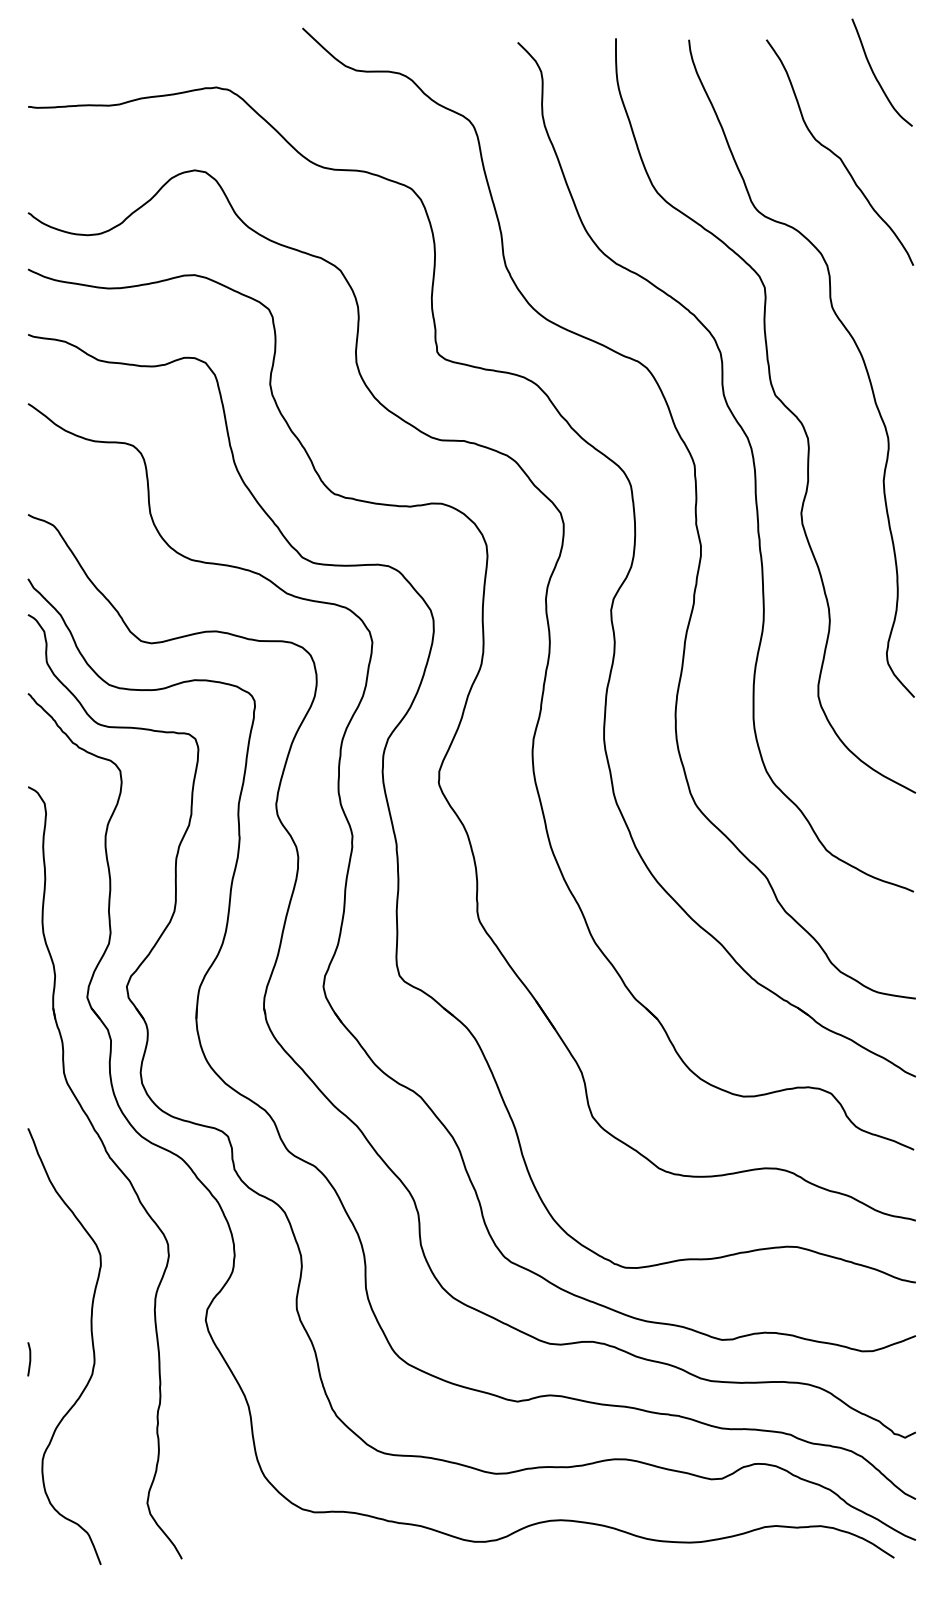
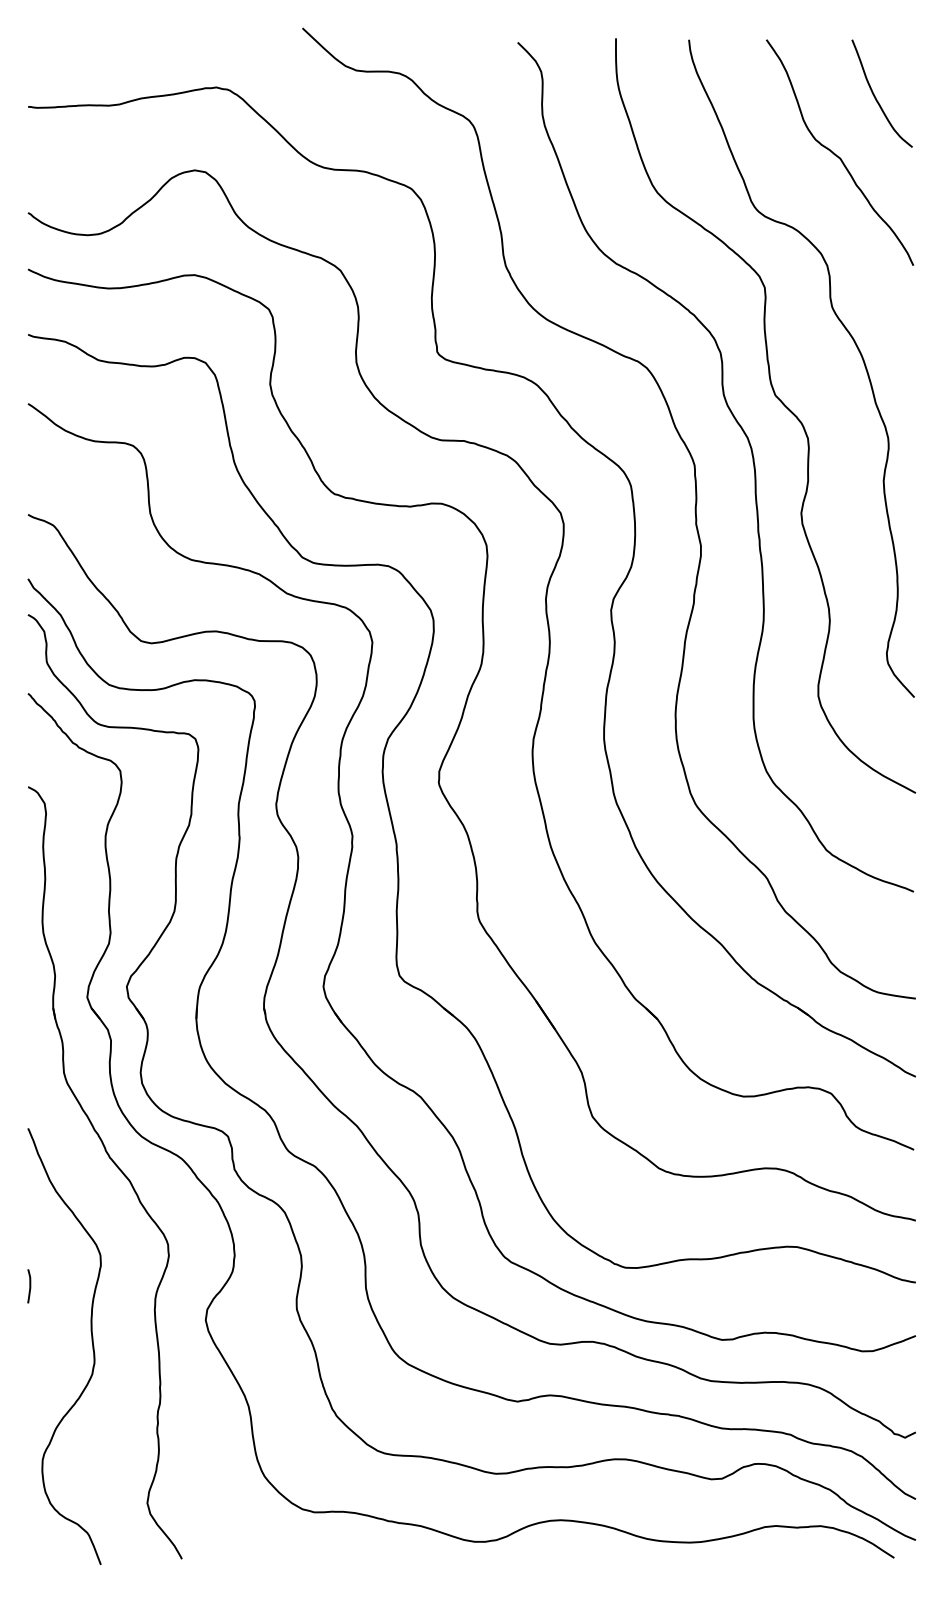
curve position: (875, 74) -> (875, 95) (875, 95)
curve position: (29, 1359) -> (29, 1286) (29, 1286)
